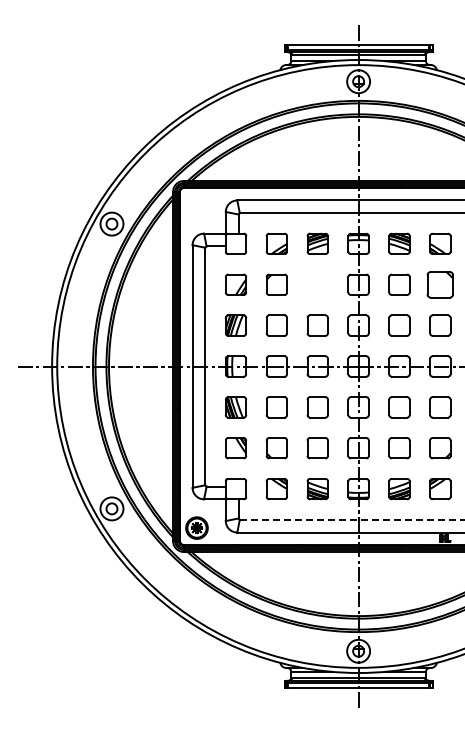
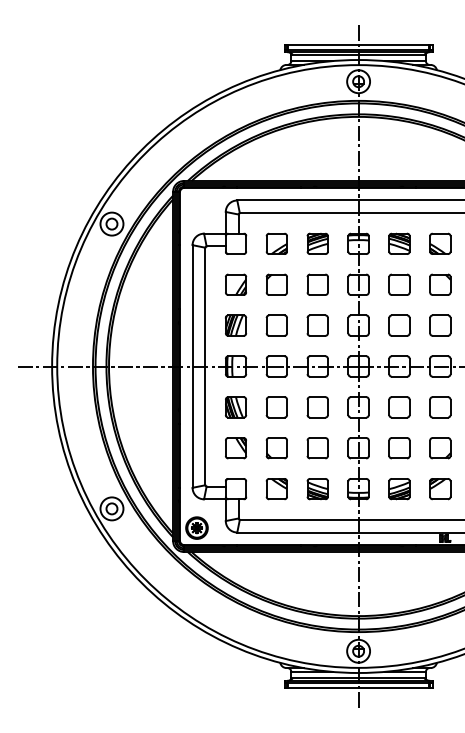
part: none -> present (317, 284)
part size: 28x28 px -> 23x23 px (440, 284)
line: dashed -> solid (352, 519)
